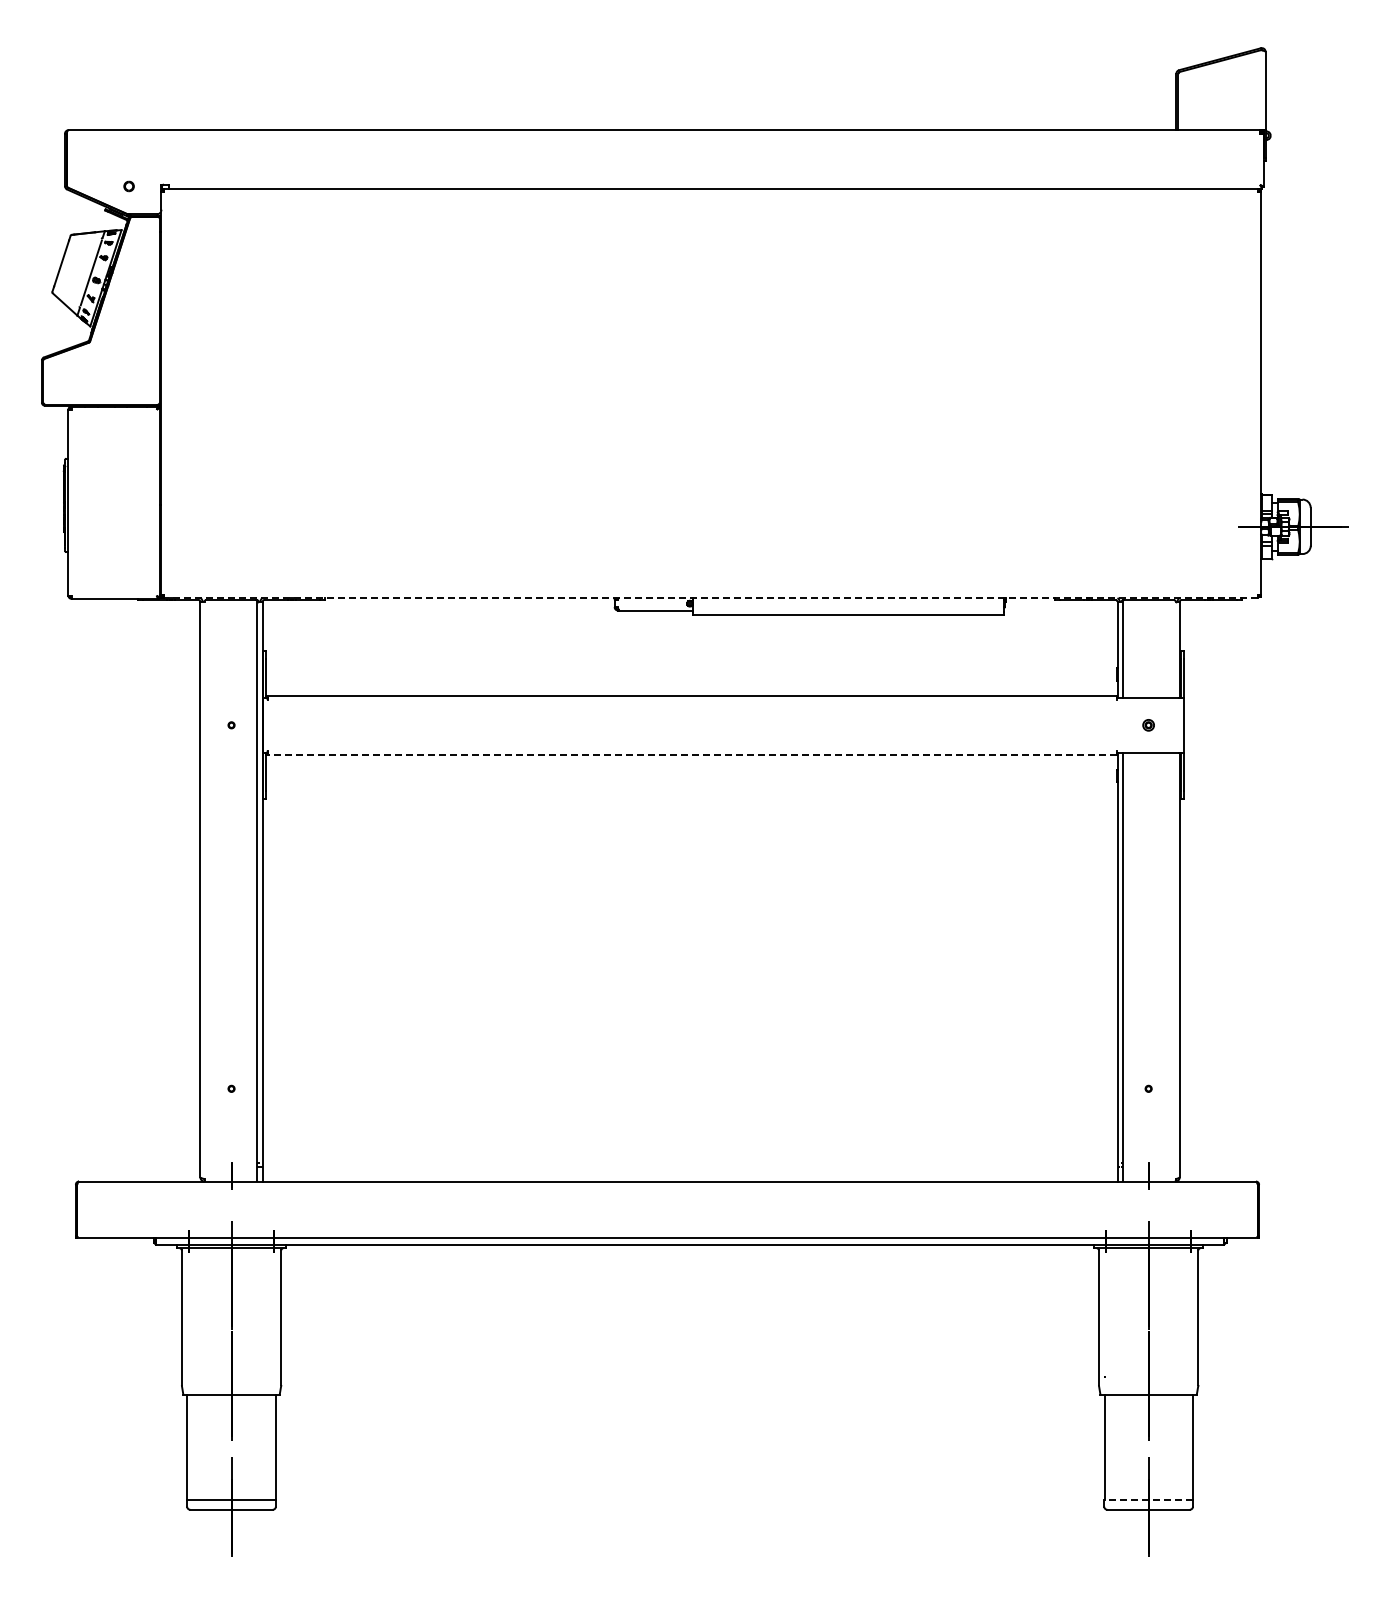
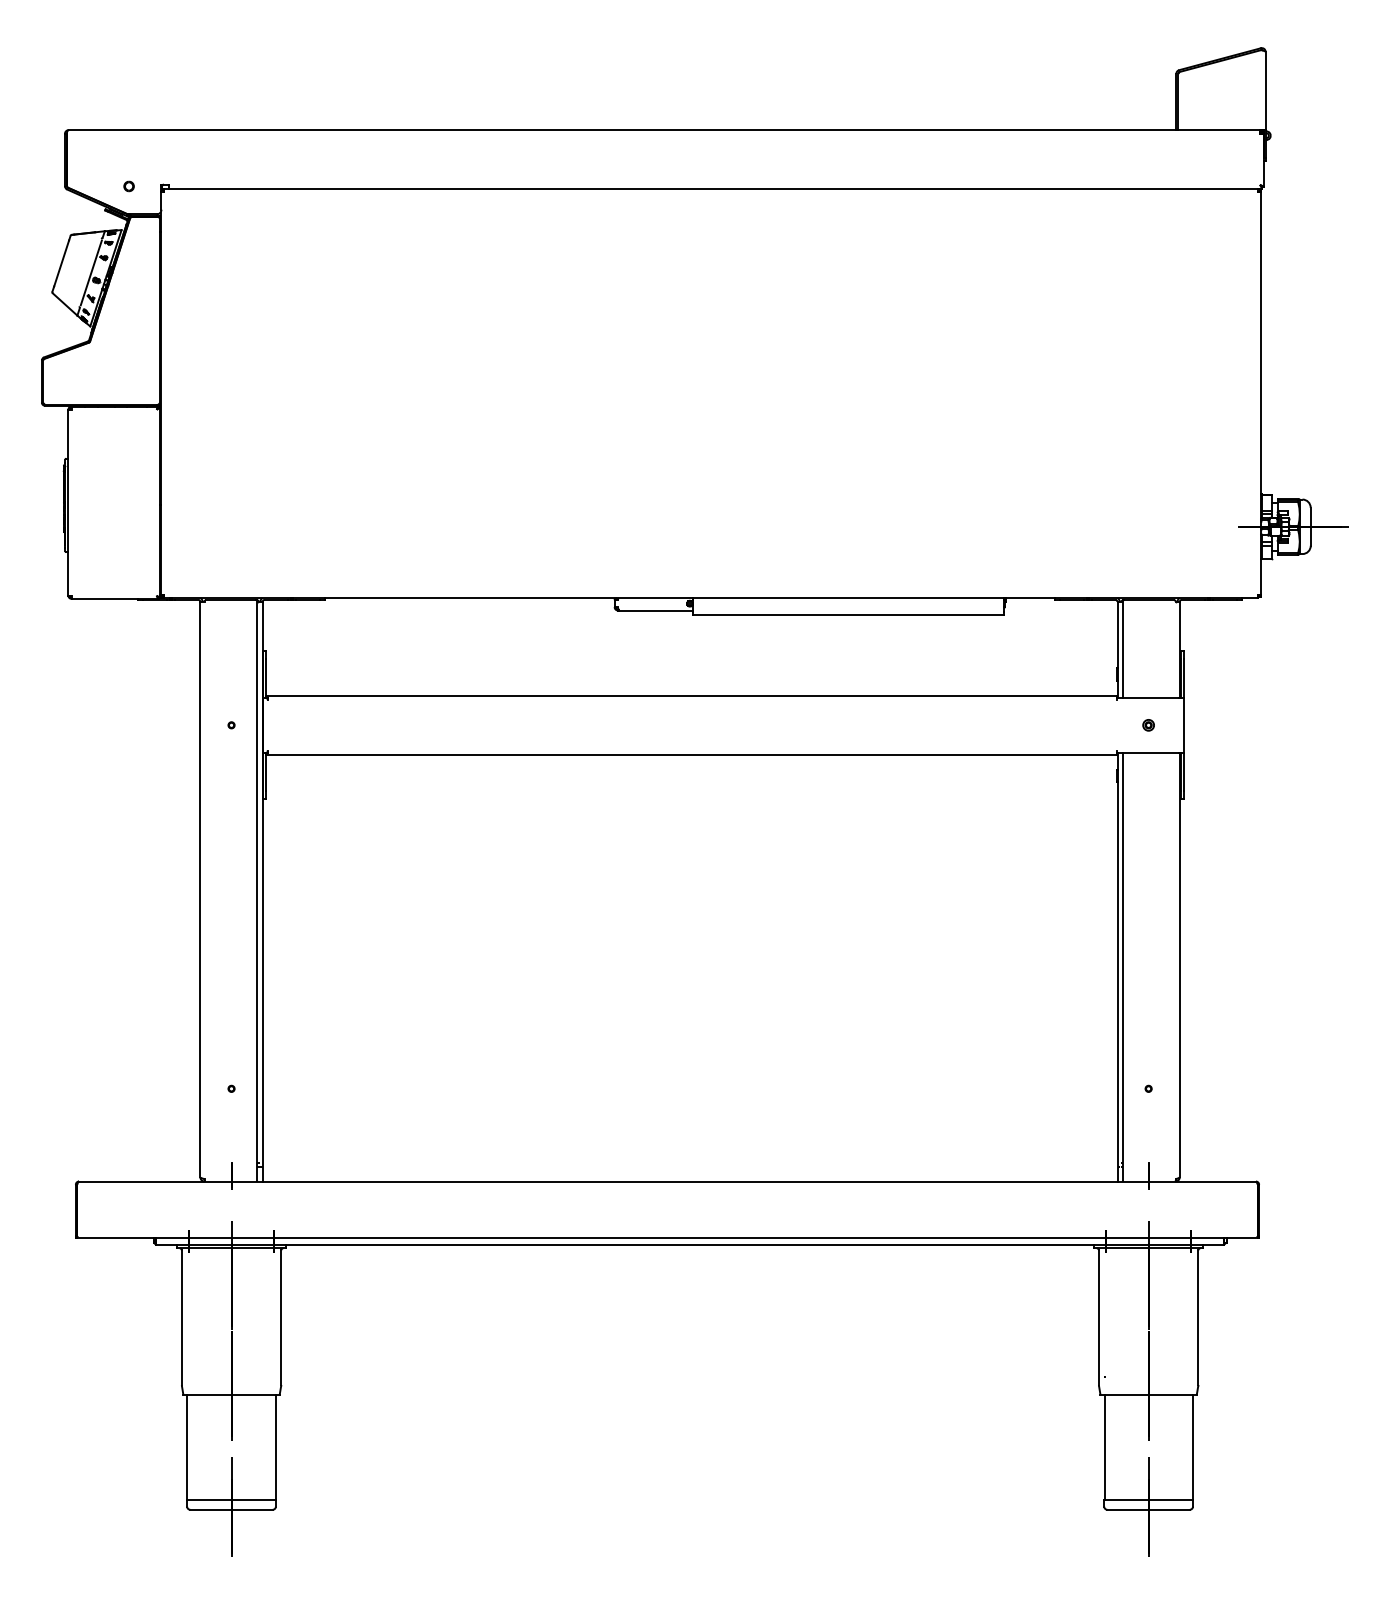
line: dashed -> solid (710, 598)
line: dashed -> solid (690, 754)
line: dashed -> solid (1148, 1500)
